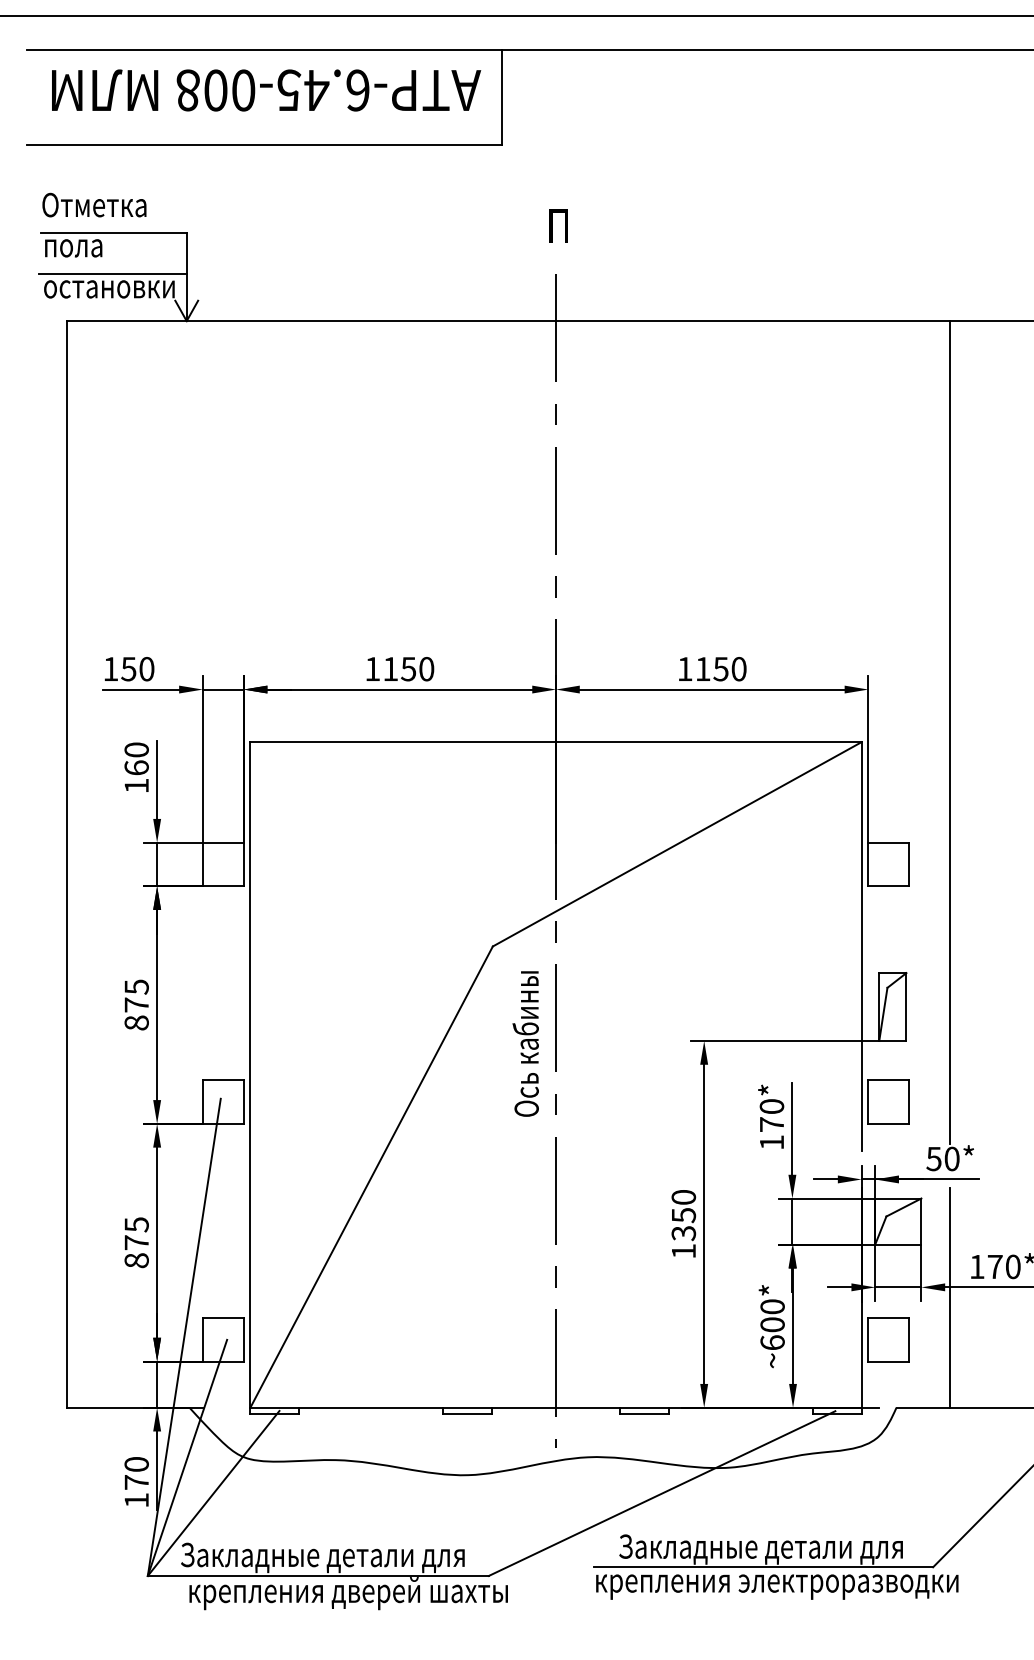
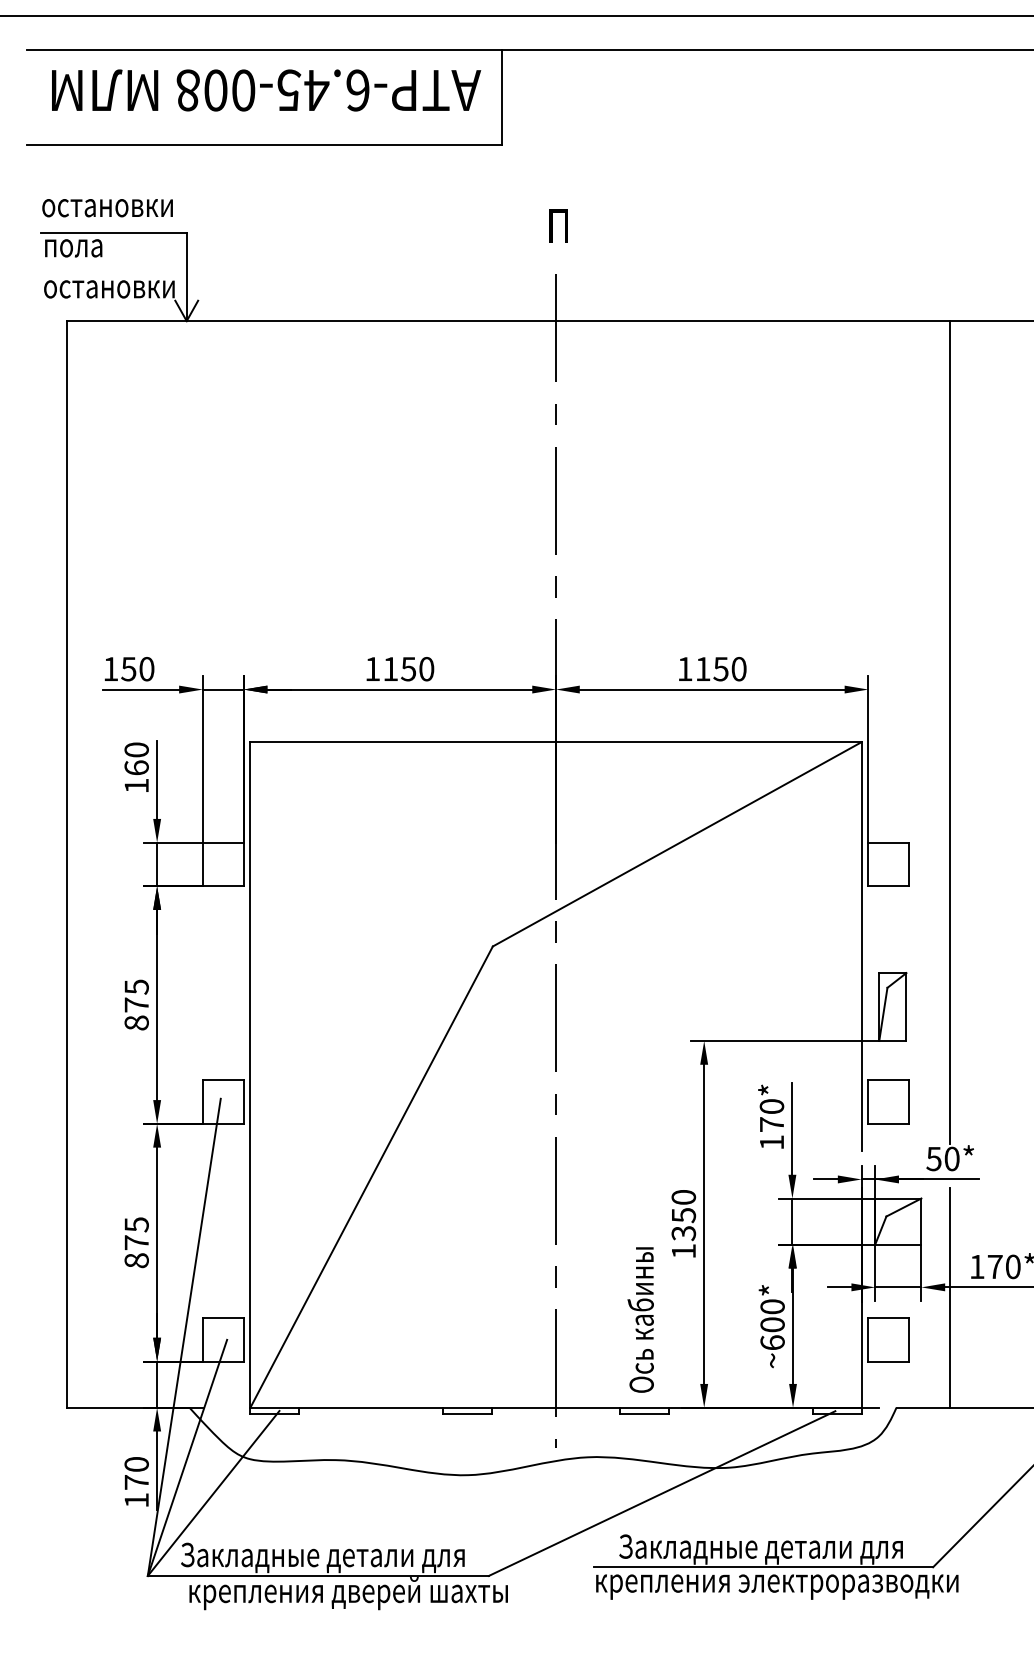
text: Отметка -> остановки (107, 204)
line: present -> none (112, 273)
text position: (525, 1043) -> (640, 1319) (640, 1319)
